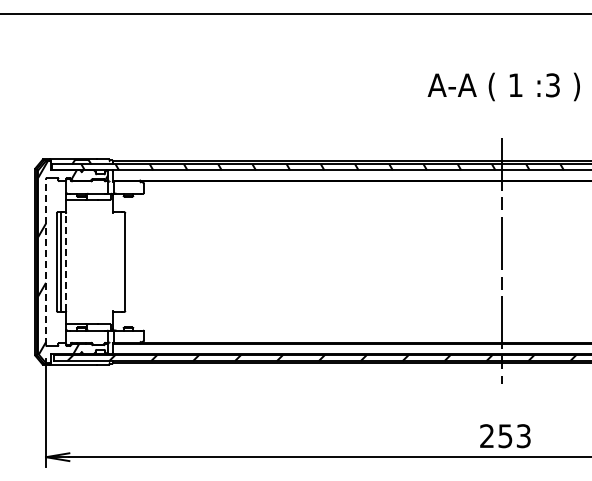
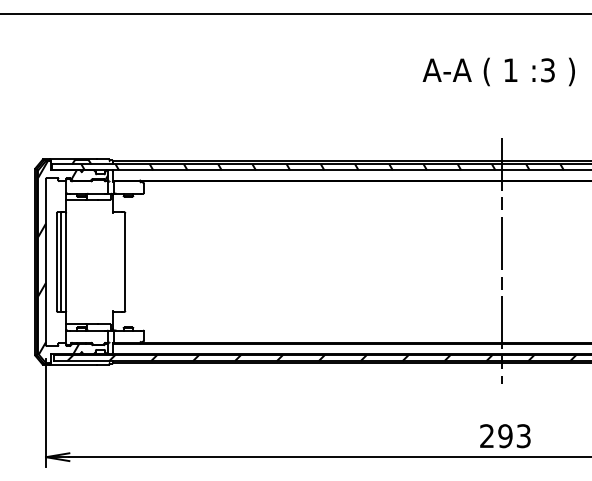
text position: (503, 86) -> (498, 71) (498, 71)
line: dashed -> solid (46, 261)
line: dashed -> solid (66, 262)
text: 253 -> 293 (505, 435)
